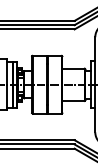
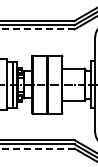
line: solid -> dashed (37, 29)
line: solid -> dashed (37, 148)
